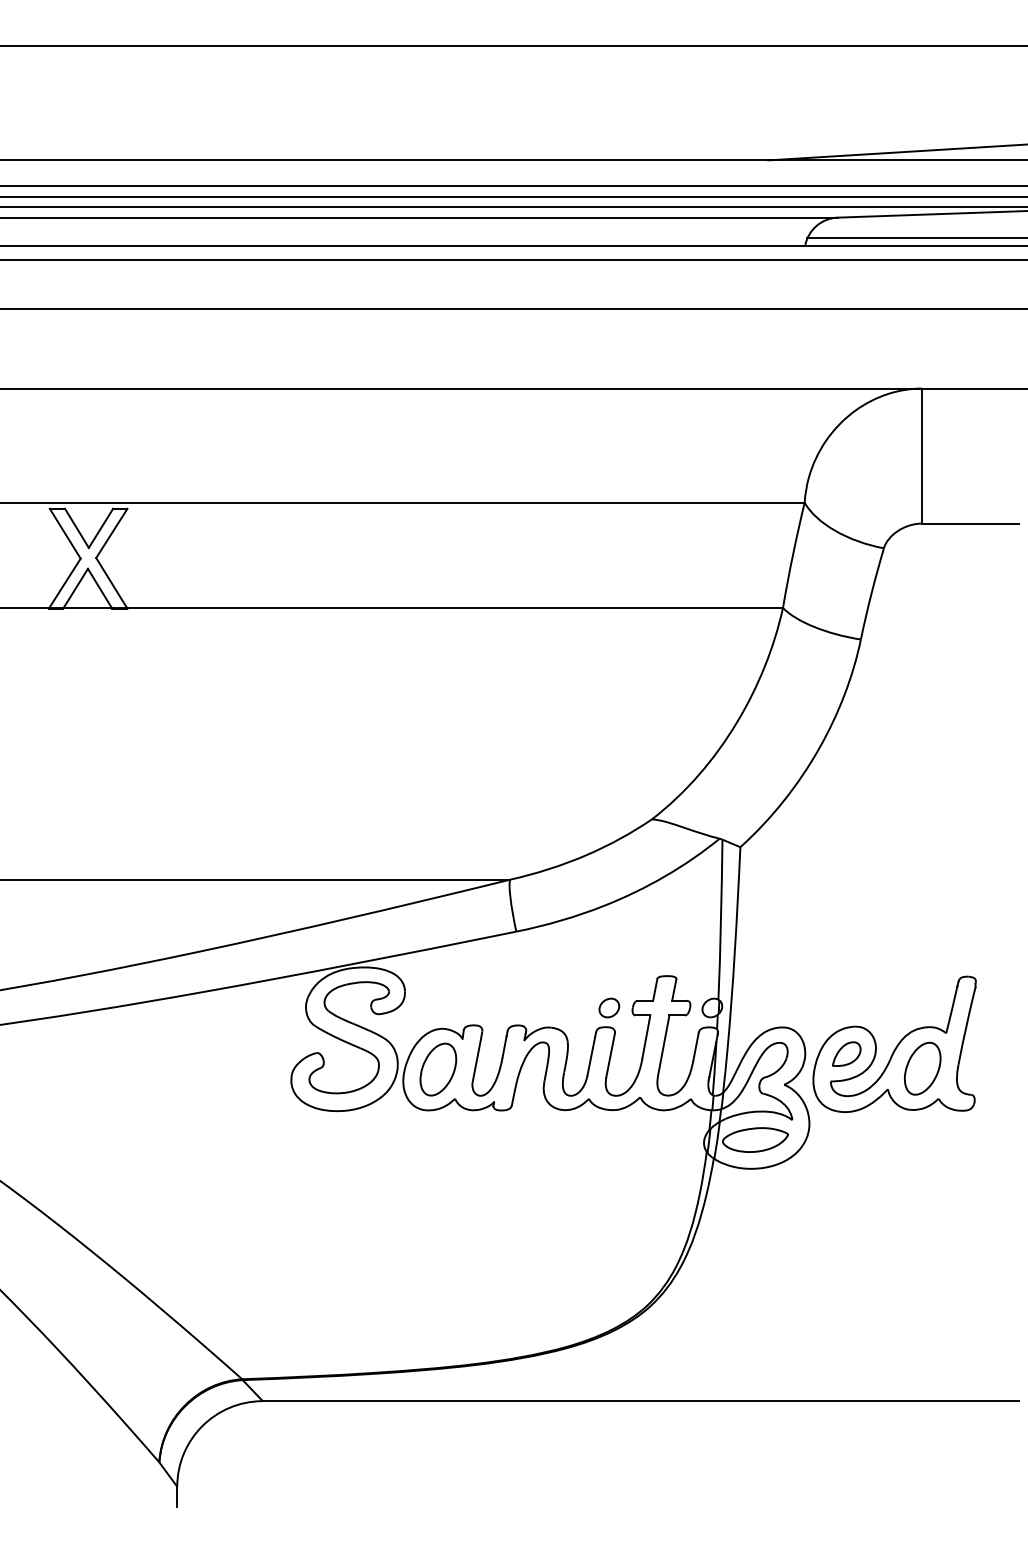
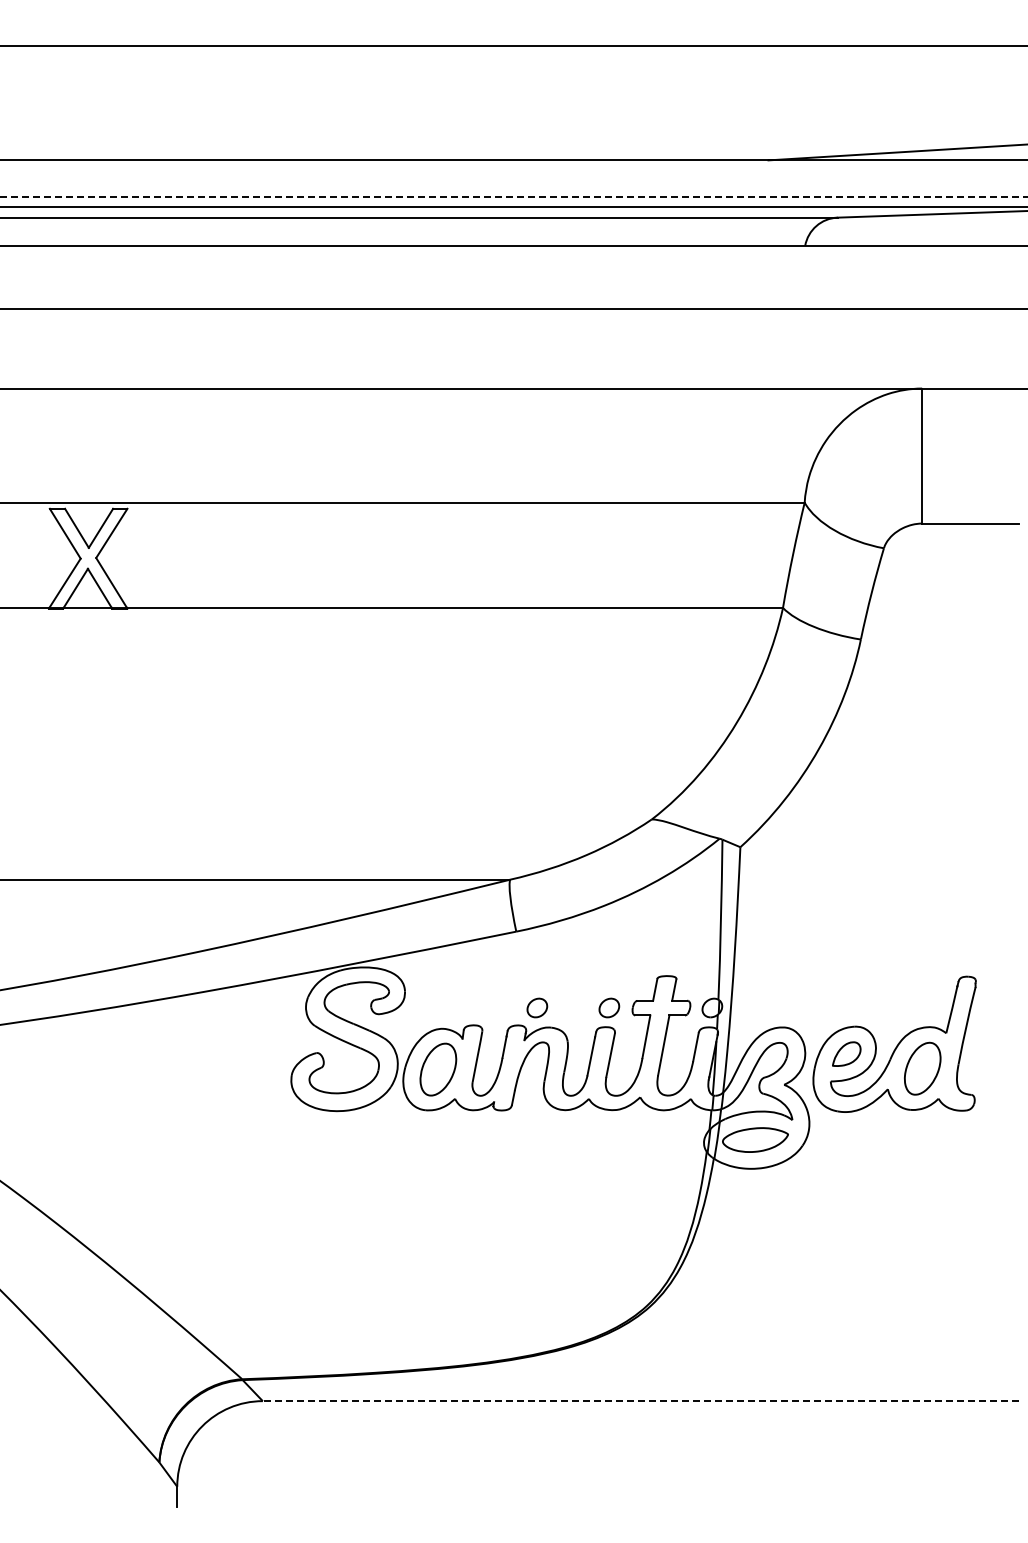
line: present -> none (513, 185)
line: solid -> dashed (514, 197)
line: present -> none (915, 238)
line: present -> none (513, 260)
part: none -> present (537, 1007)
line: solid -> dashed (640, 1401)
